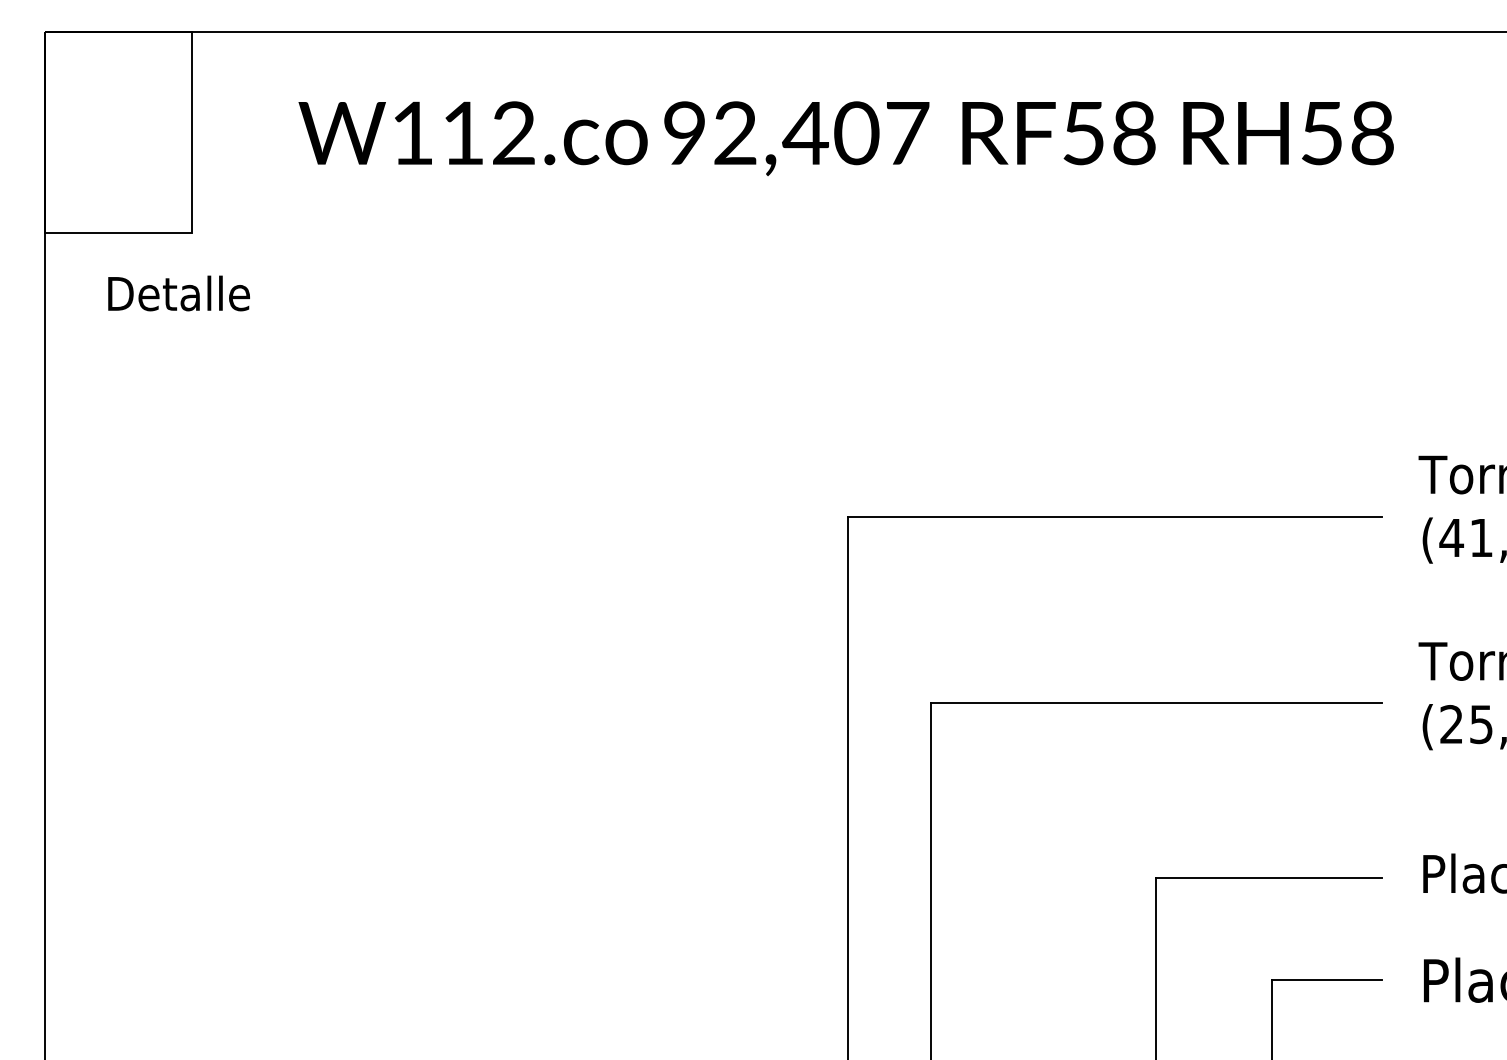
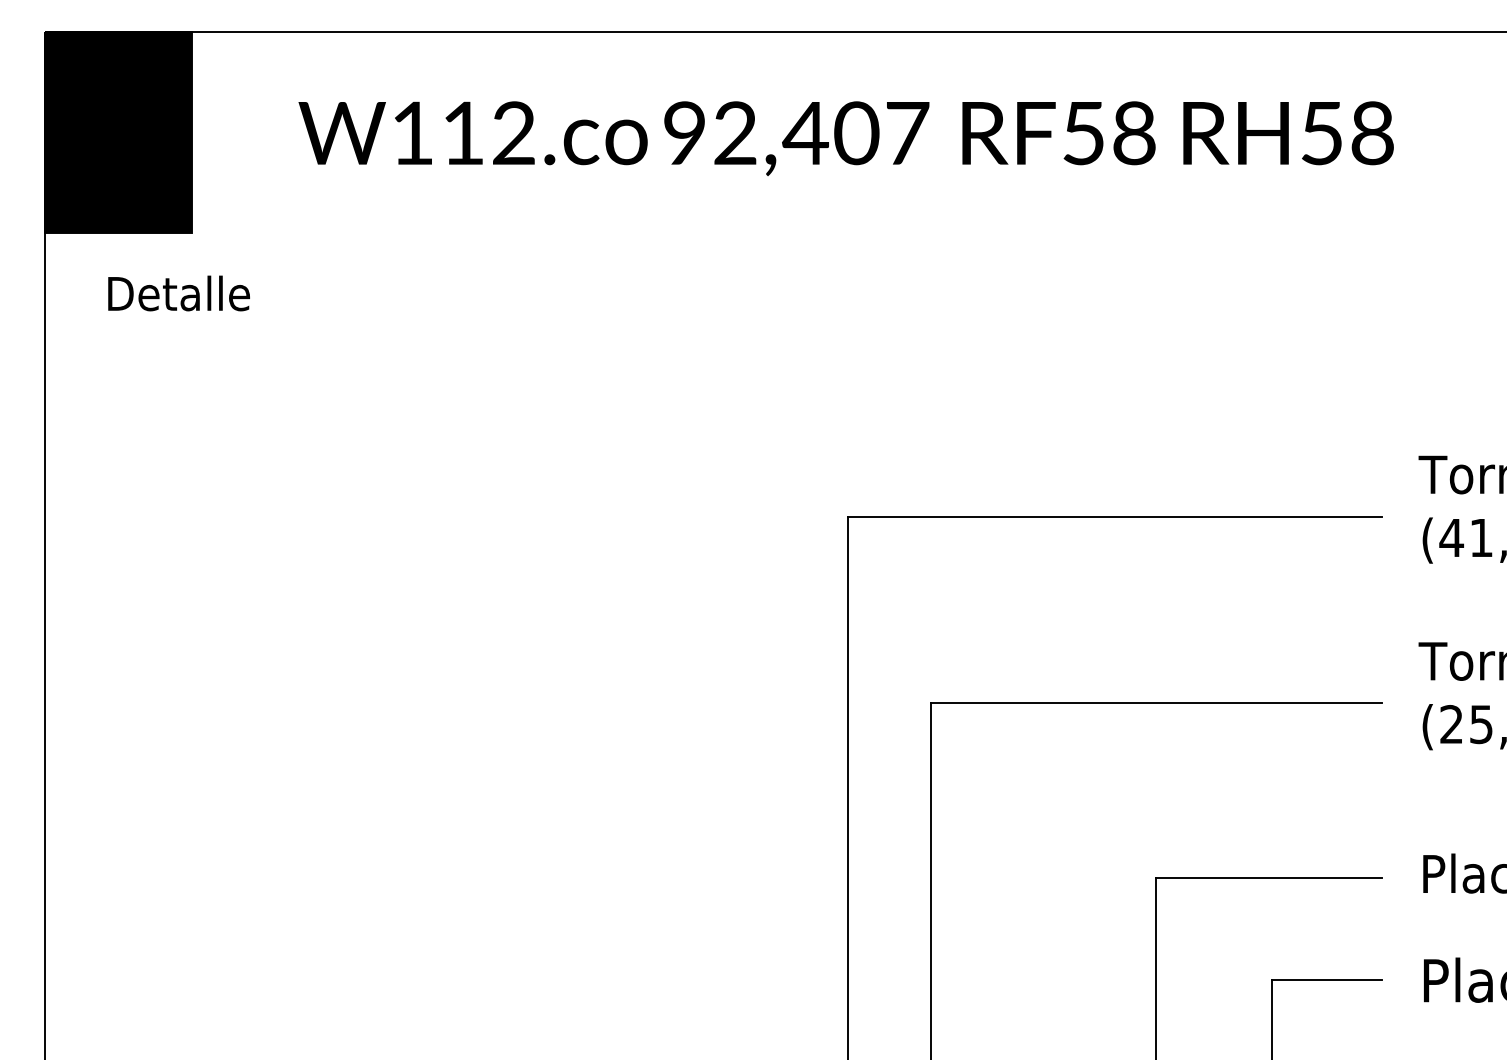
fill: none -> present (118, 132)
